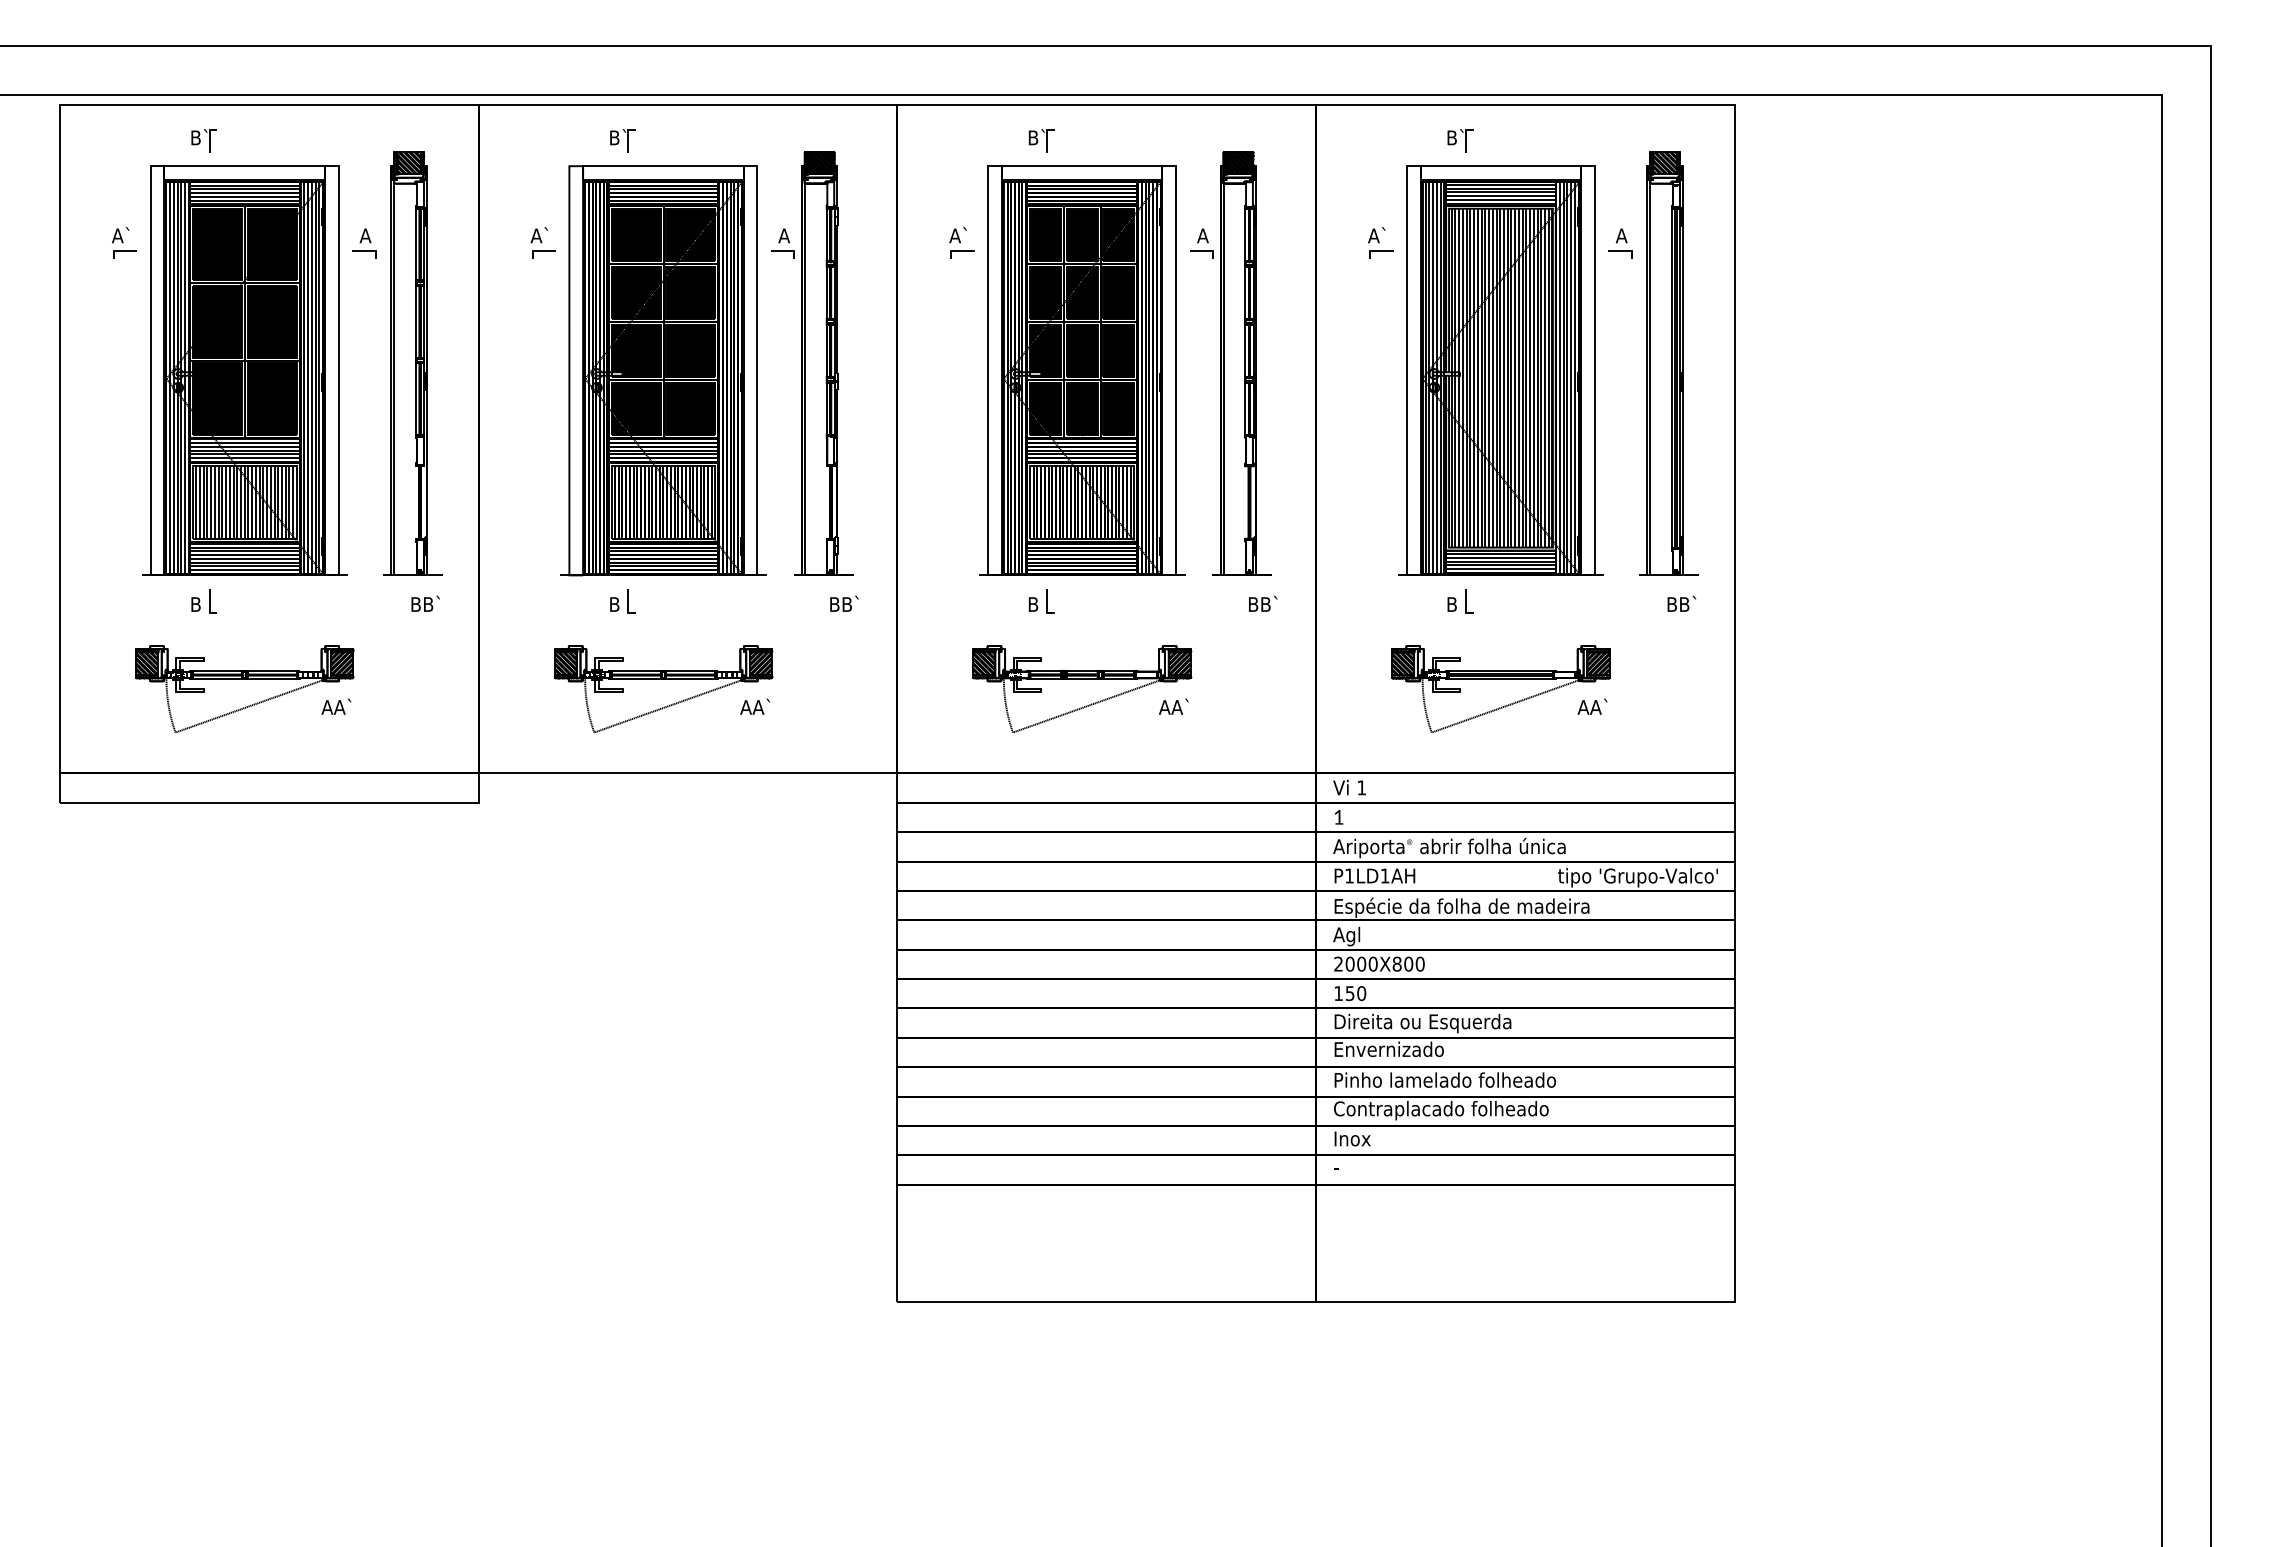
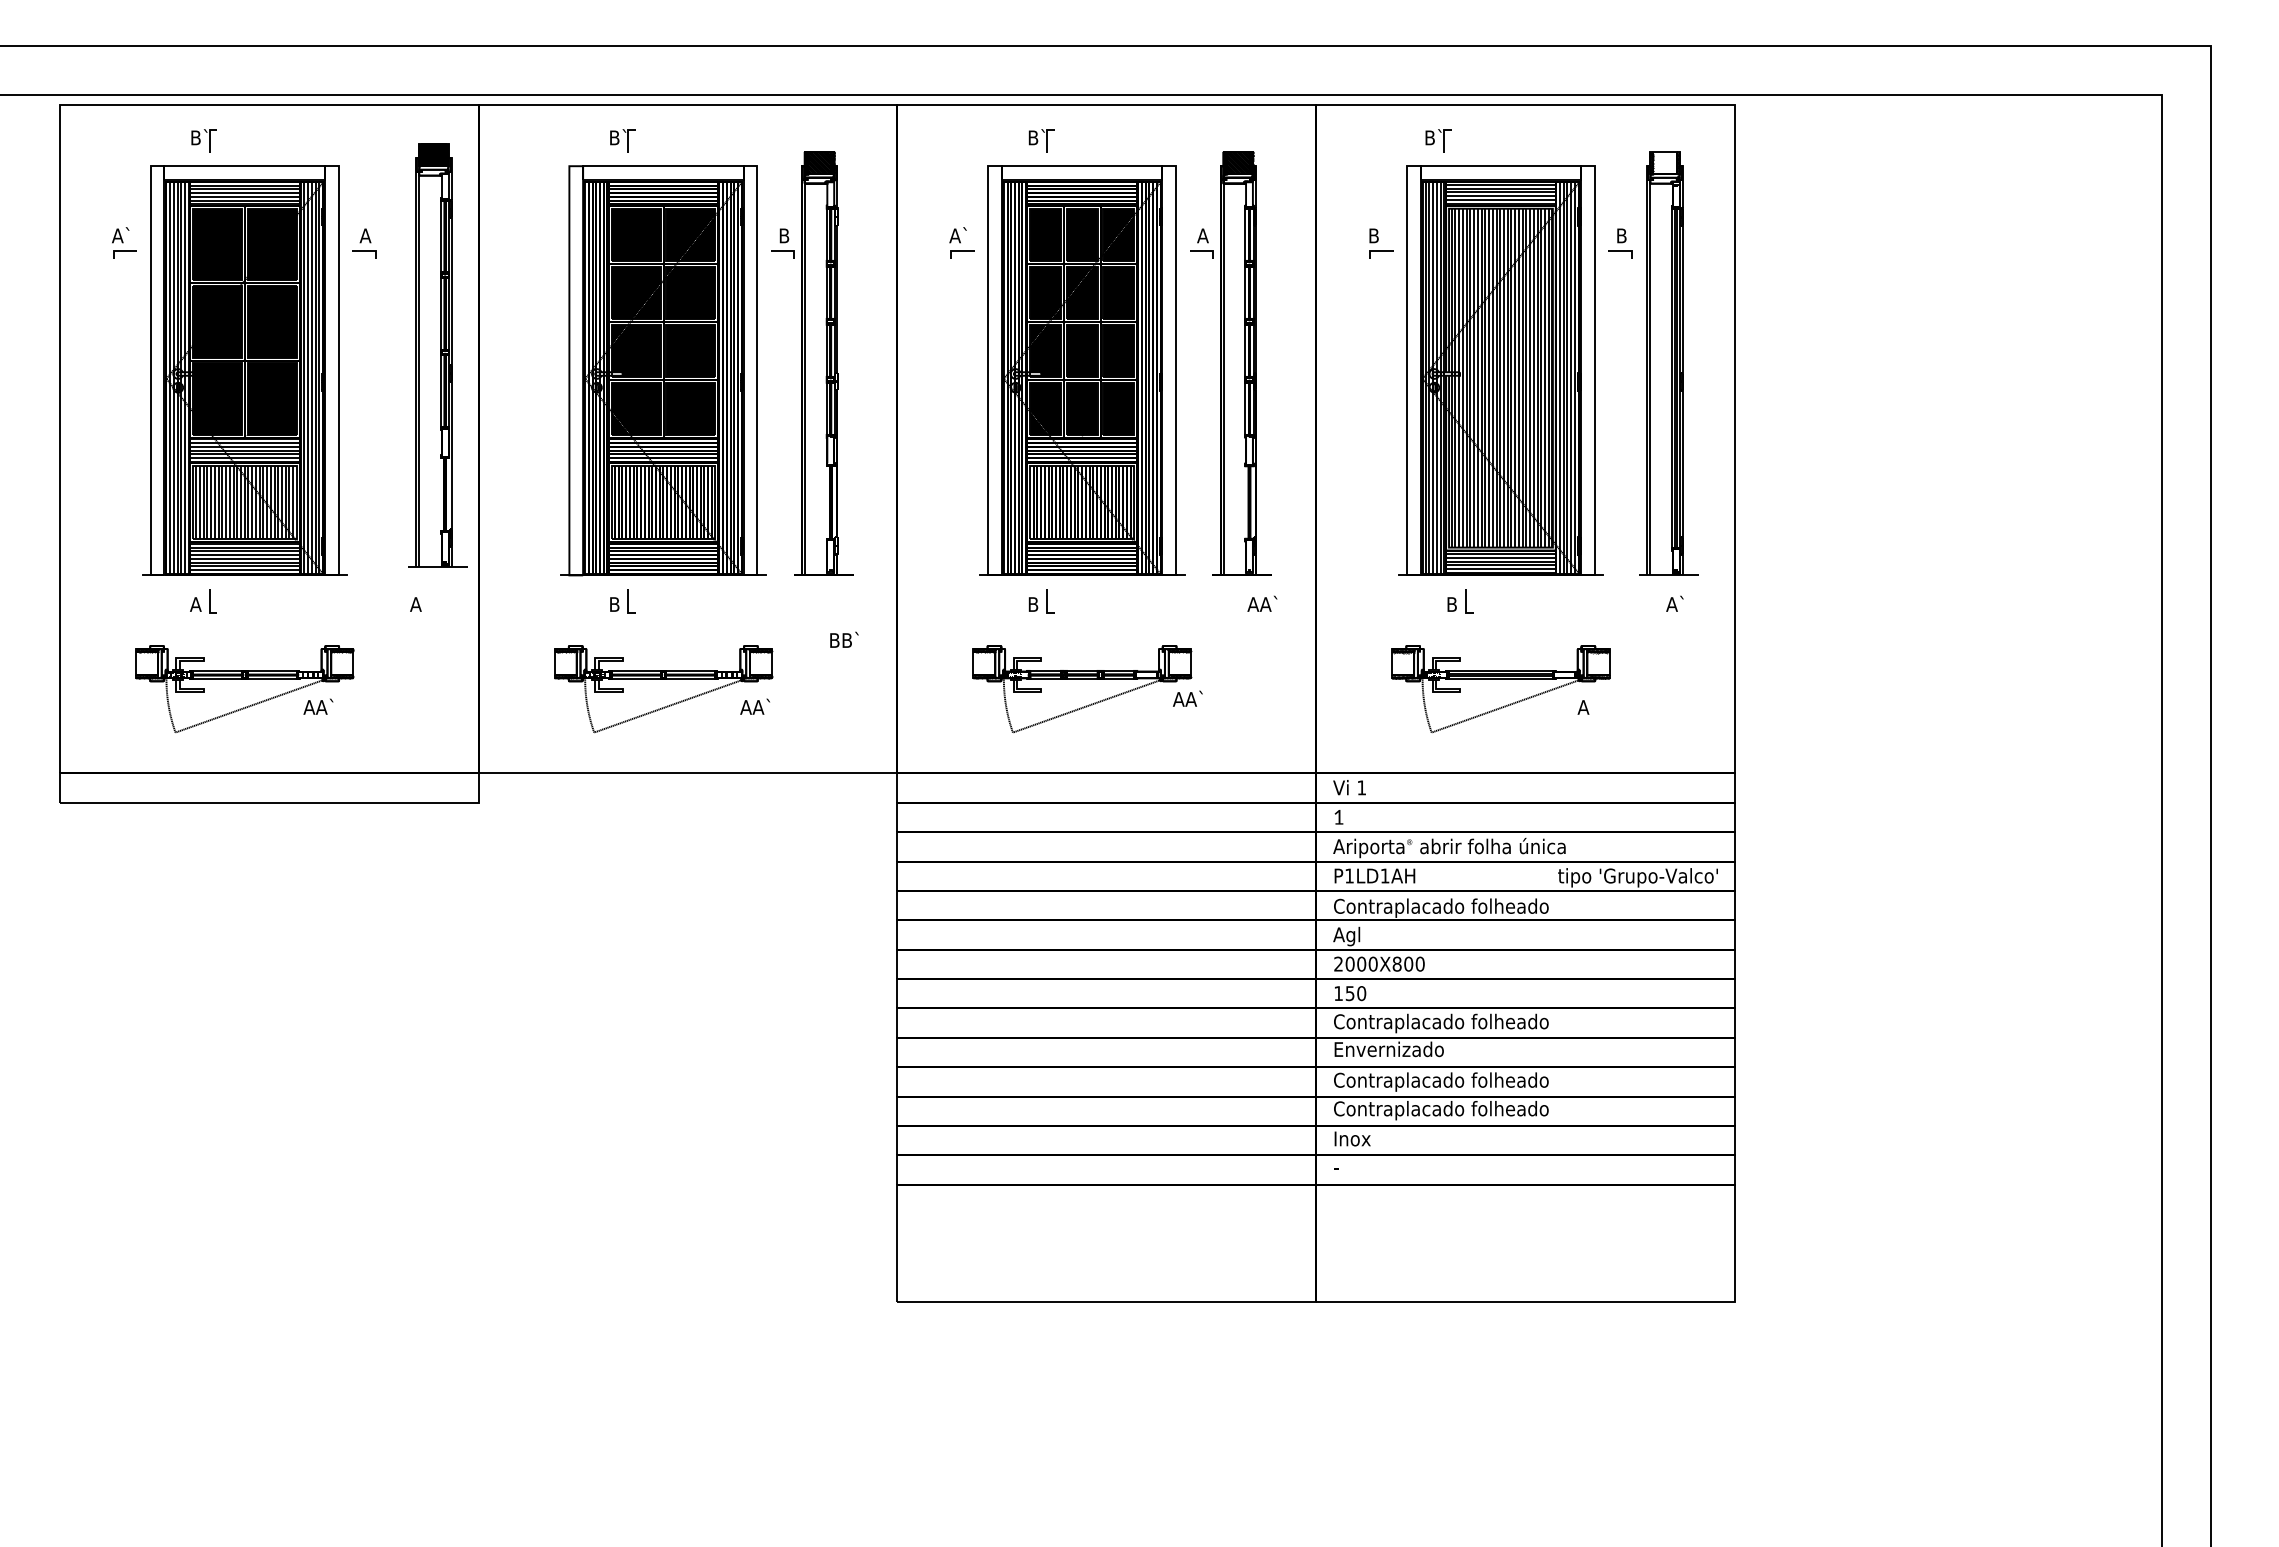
part position: (1460, 140) -> (1438, 140) (1438, 140)
hatch: present -> none (1664, 162)
text: A -> B (783, 235)
text: A` -> B (1376, 235)
text: A -> B (1621, 235)
part: present -> none (542, 242)
part position: (412, 363) -> (437, 355) (437, 355)
text: BB` -> A (424, 603)
text position: (844, 603) -> (844, 639) (844, 639)
text: BB` -> A` (1681, 603)
text: B -> A (195, 604)
text: BB` -> AA` (1259, 604)
hatch: present -> none (146, 663)
hatch: present -> none (342, 663)
hatch: present -> none (565, 663)
hatch: present -> none (761, 663)
hatch: present -> none (984, 663)
hatch: present -> none (1179, 663)
hatch: present -> none (1403, 663)
hatch: present -> none (1598, 663)
text position: (336, 706) -> (318, 706) (318, 706)
text position: (1173, 706) -> (1187, 698) (1187, 698)
text: AA` -> A (1598, 706)
text: Espécie da folha de madeira -> Contraplacado folheado (1461, 907)
text: Direita ou Esquerda -> Contraplacado folheado (1441, 1023)
text: Pinho lamelado folheado -> Contraplacado folheado (1444, 1081)
